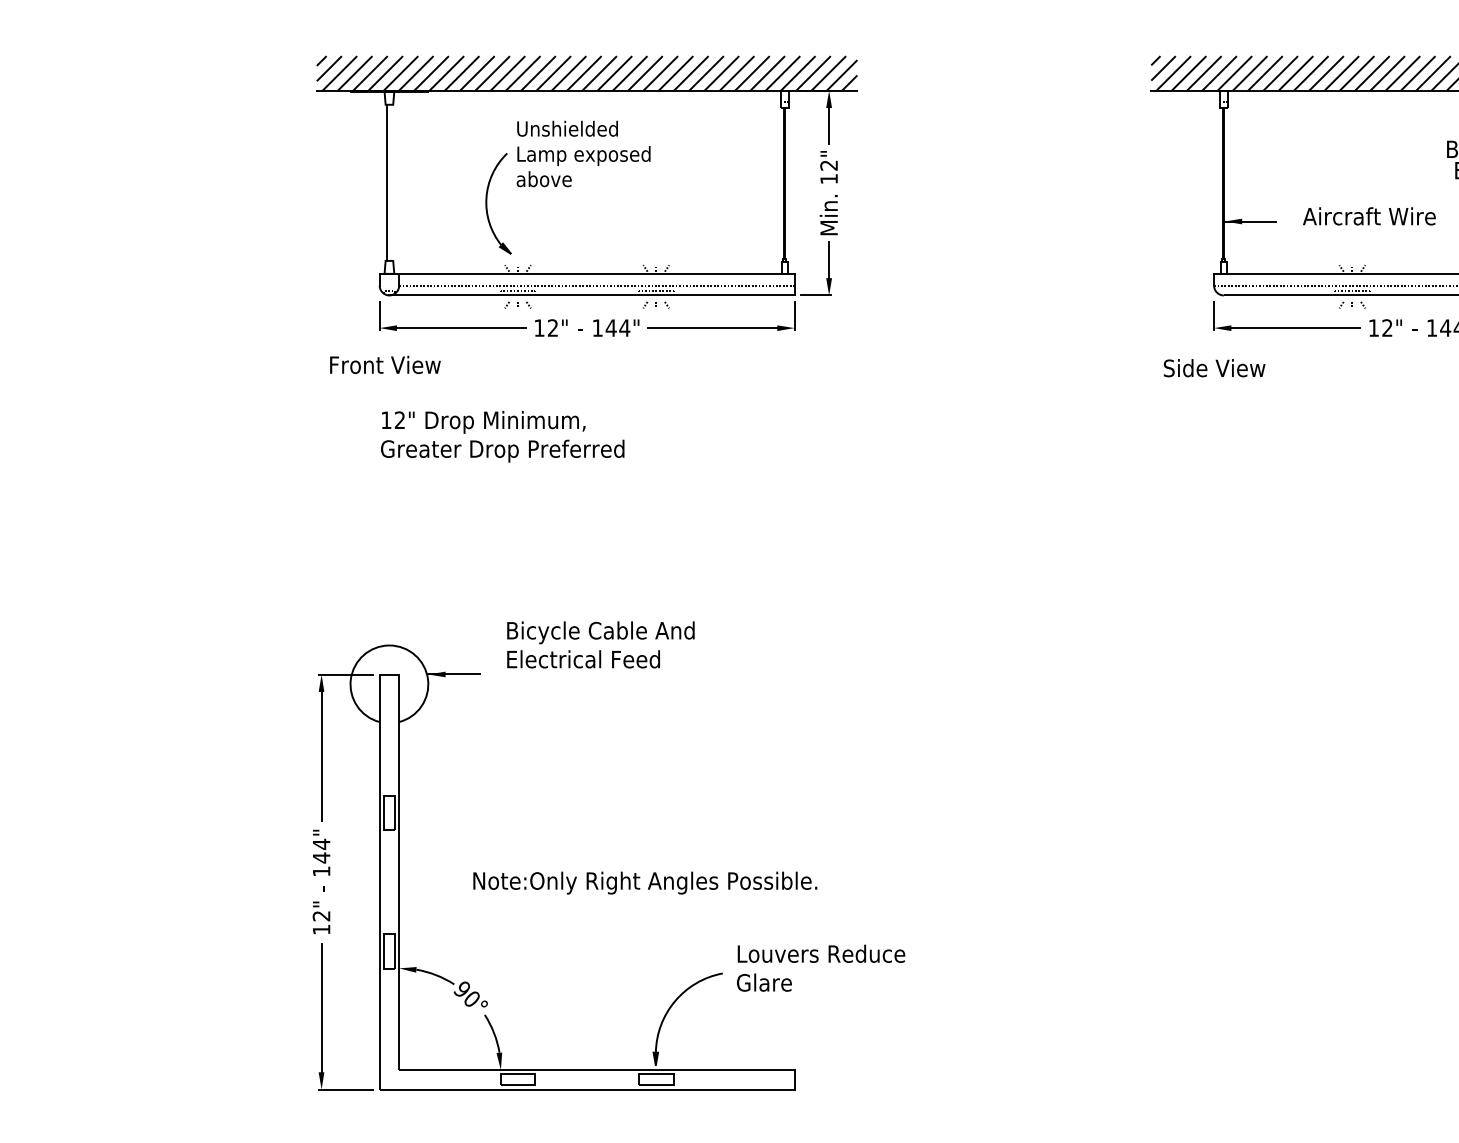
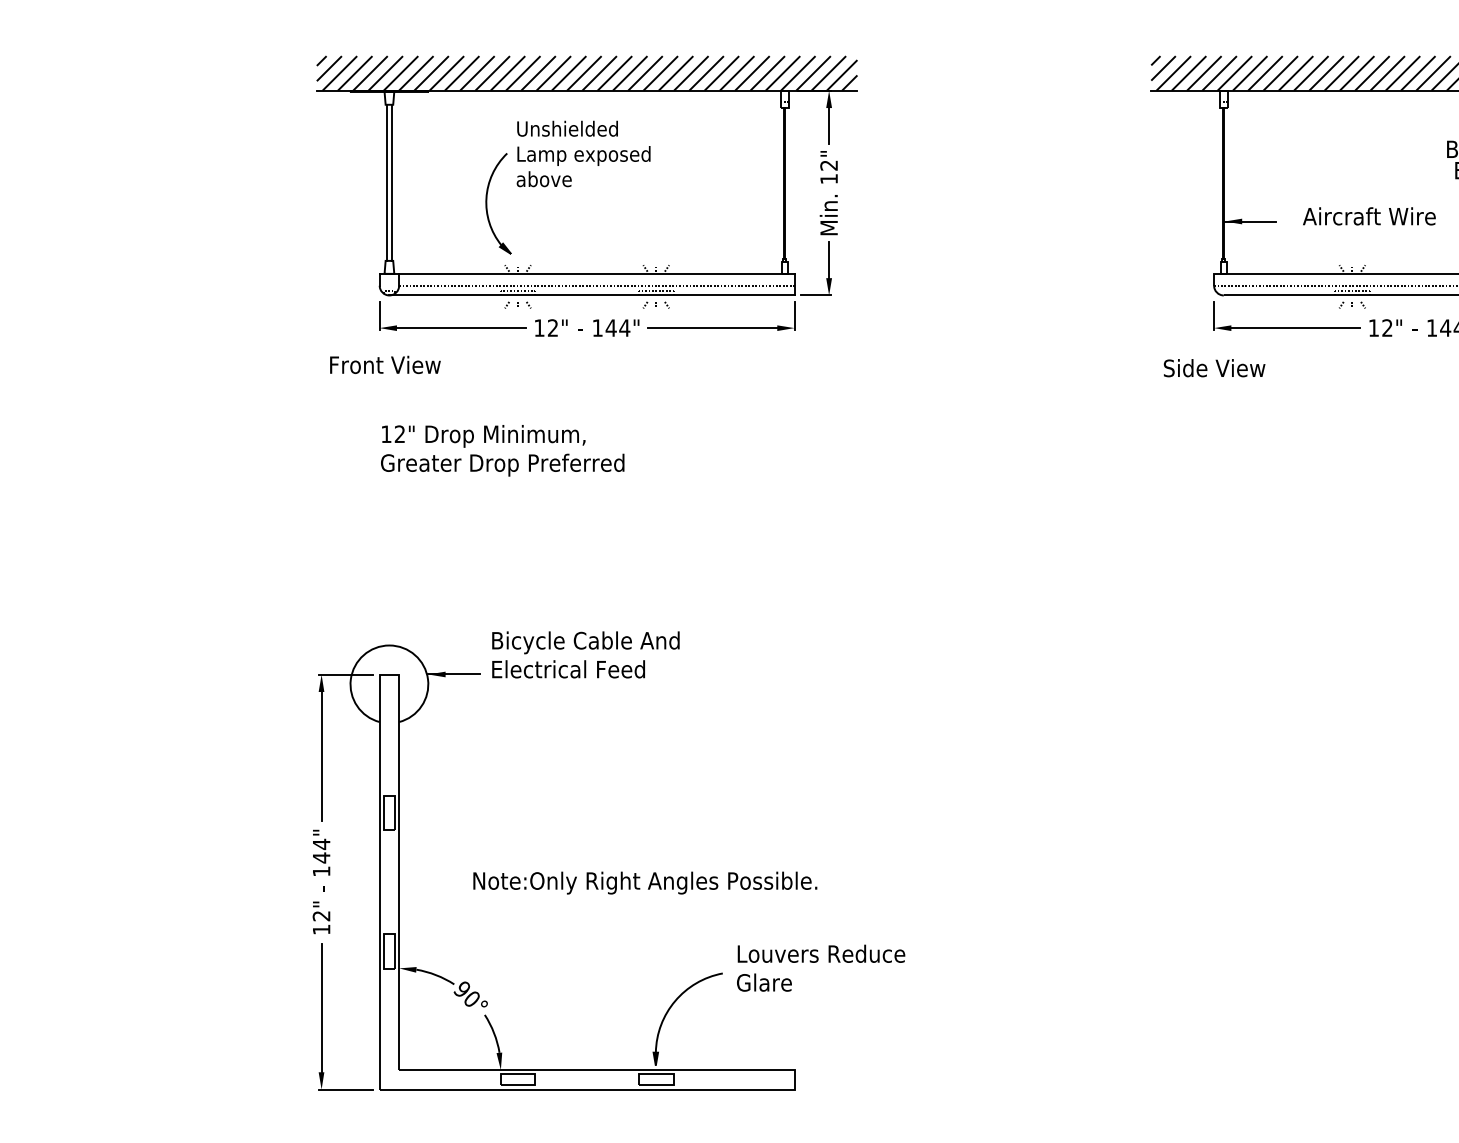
line: none -> present (391, 182)
text position: (502, 436) -> (502, 450) (502, 450)
text position: (600, 644) -> (585, 654) (585, 654)
